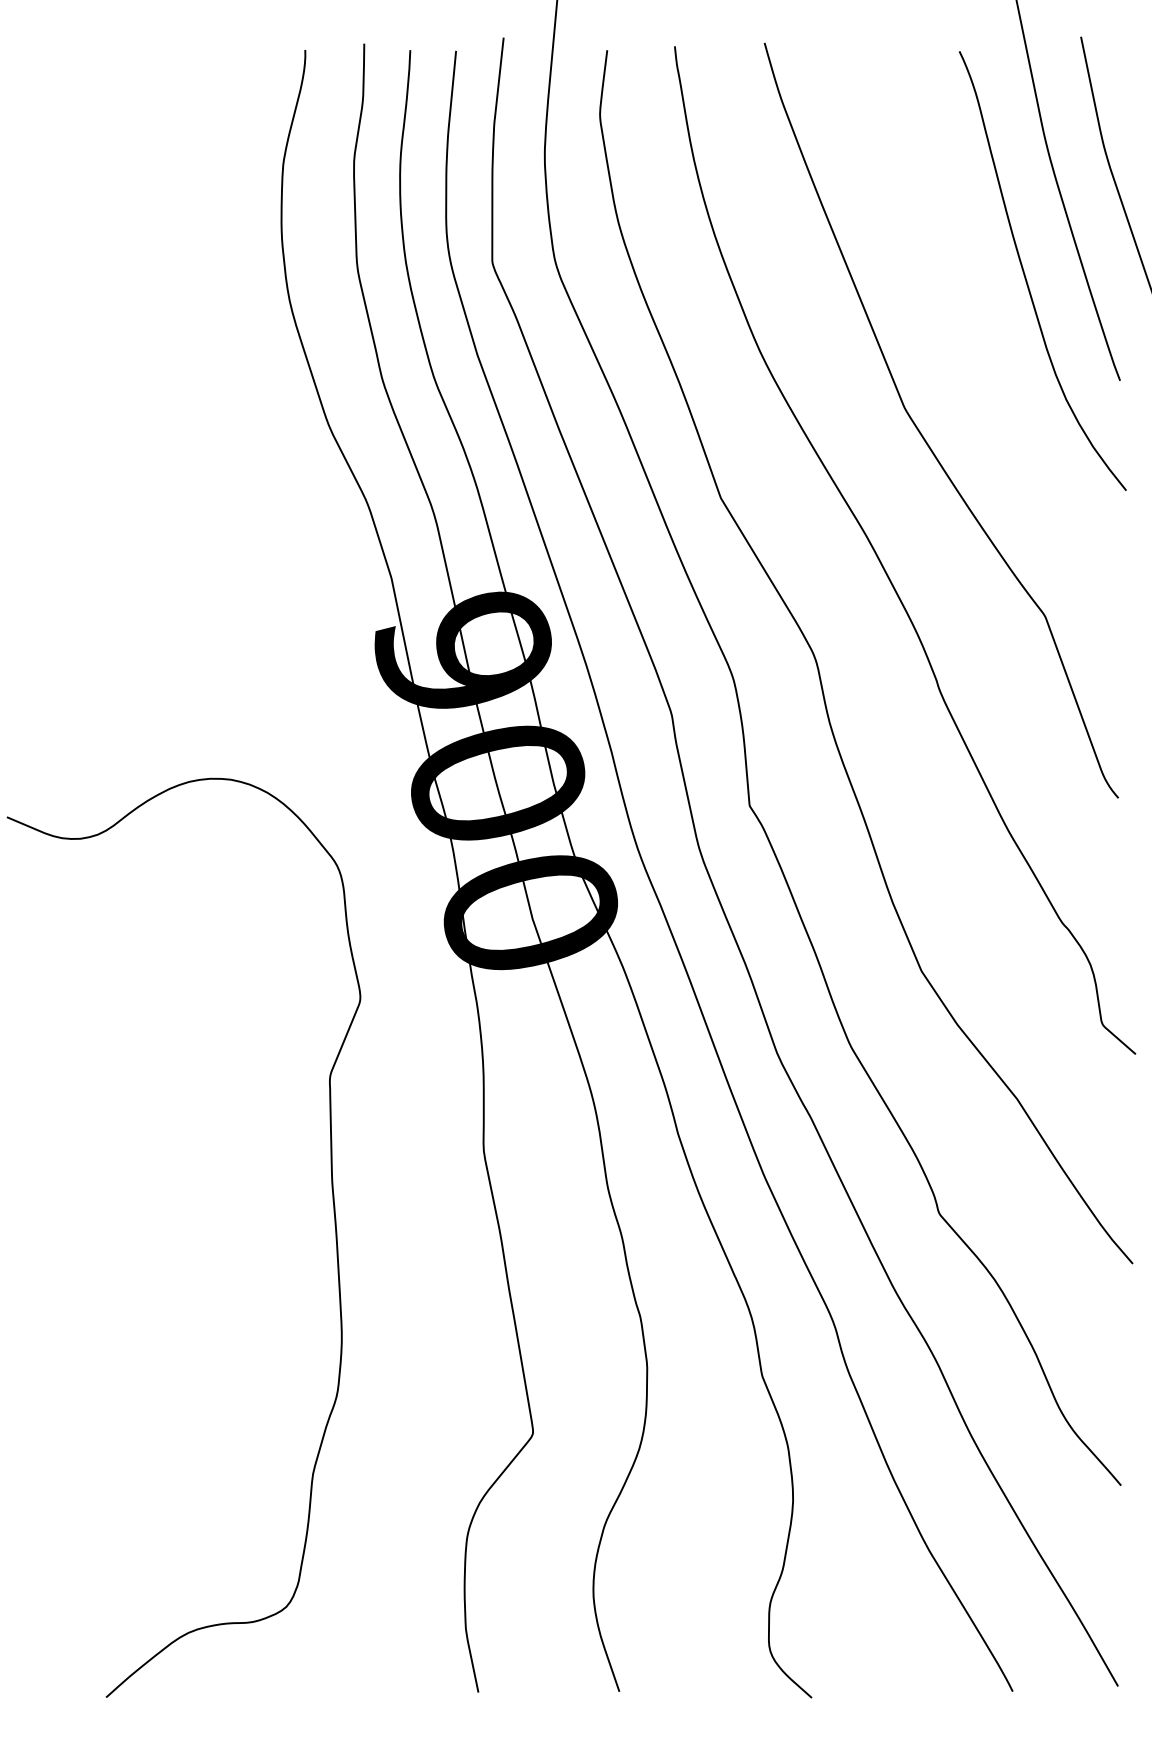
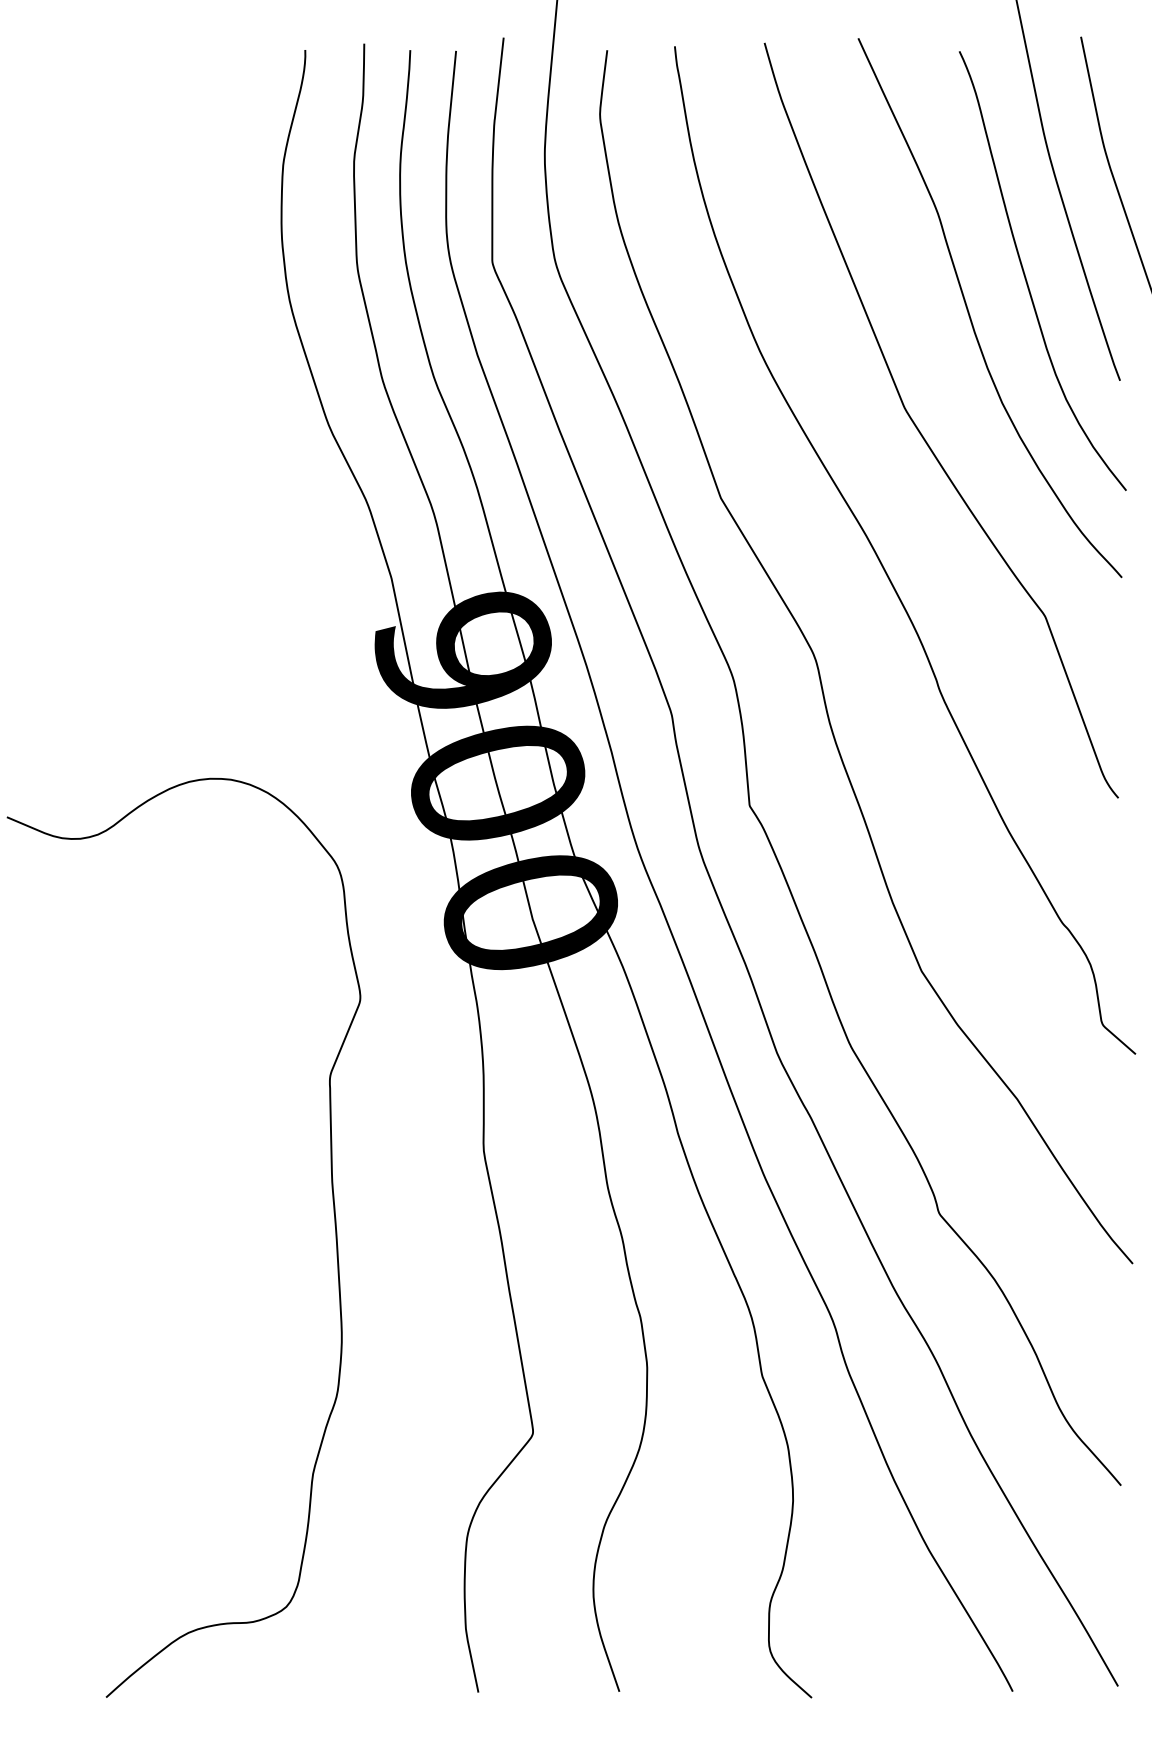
curve: none -> present (969, 311)
